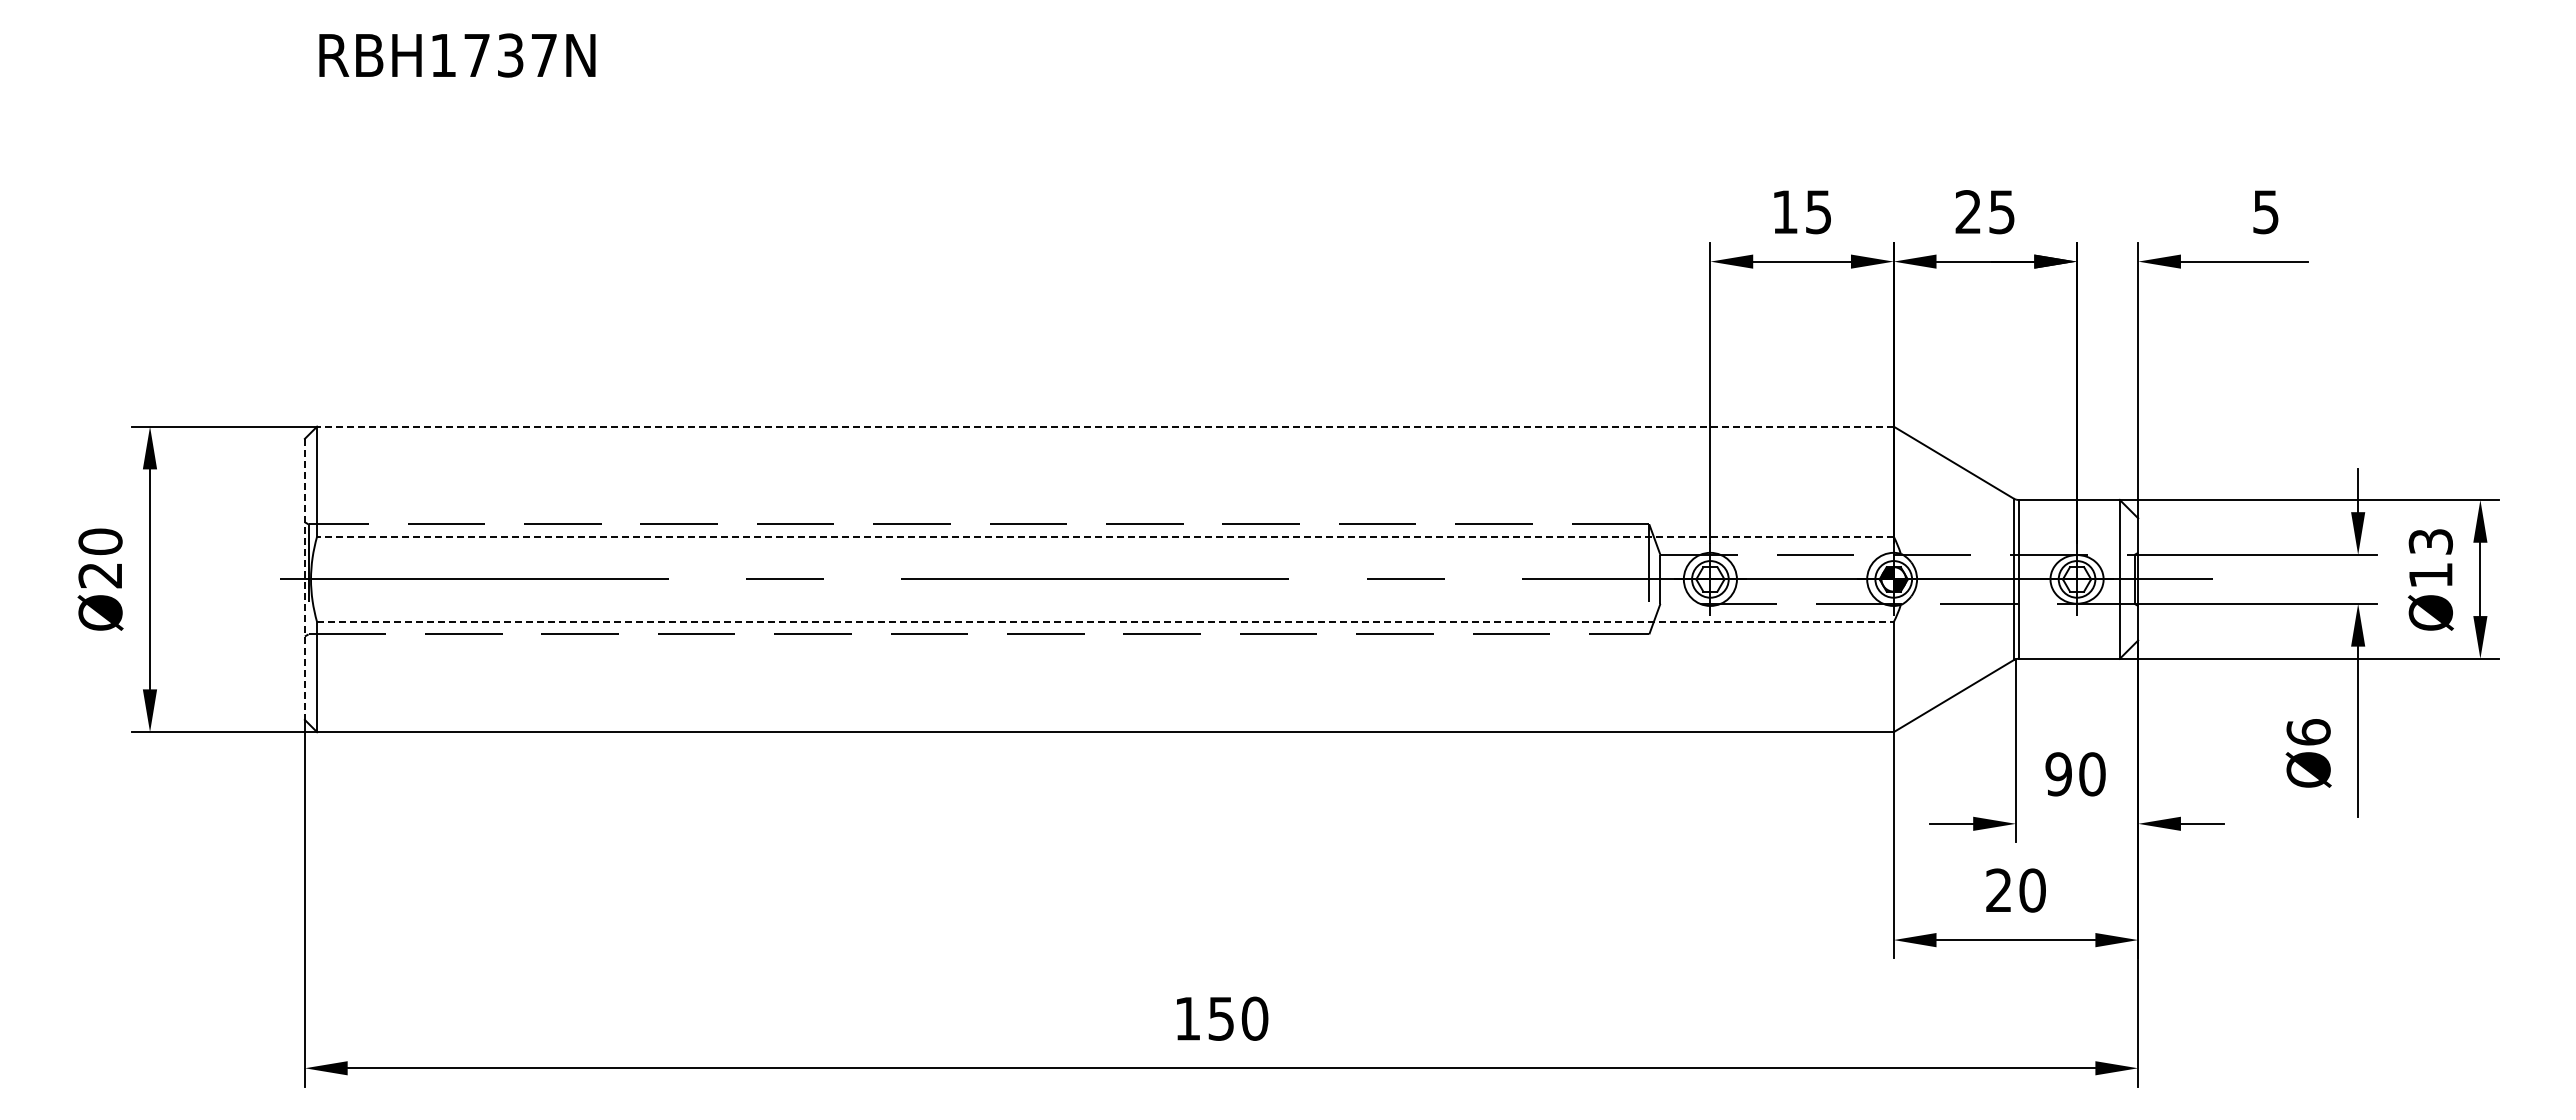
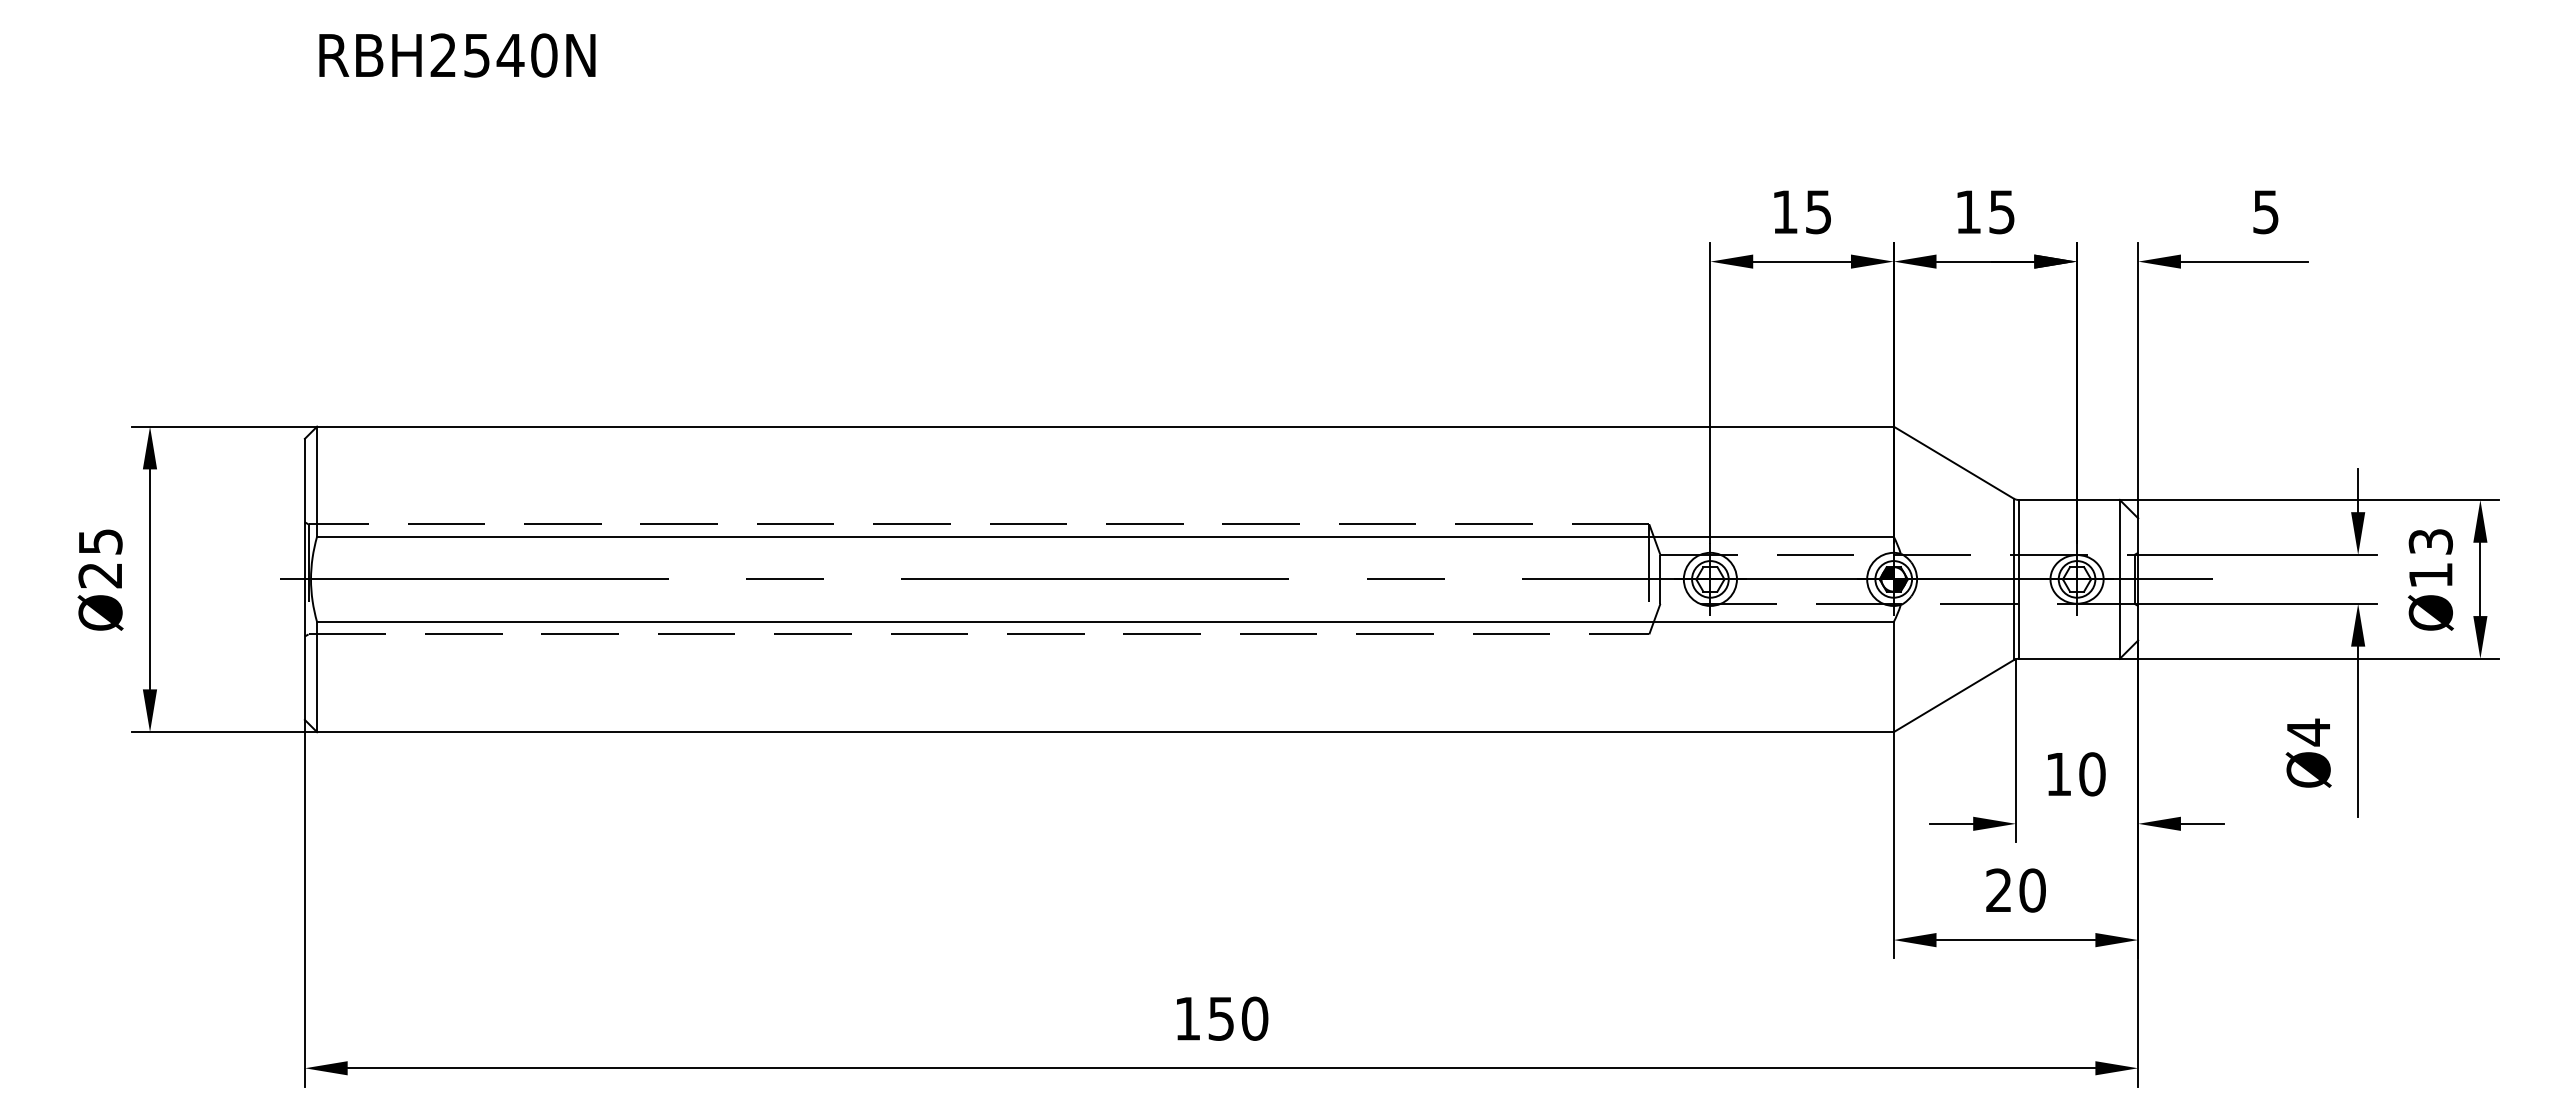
text: RBH1737N -> RBH2540N (493, 55)
text: 25 -> 15 (1967, 211)
line: dashed -> solid (1104, 426)
line: dashed -> solid (1104, 536)
text: Ø20 -> Ø25 (100, 541)
line: dashed -> solid (304, 579)
line: dashed -> solid (1105, 622)
text: Ø6 -> Ø4 (2308, 732)
text: 90 -> 10 (2058, 774)
